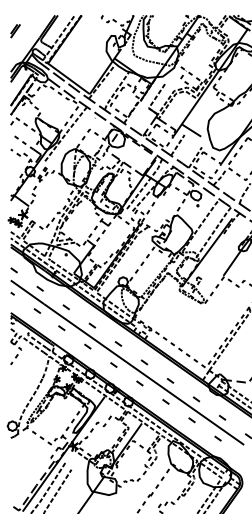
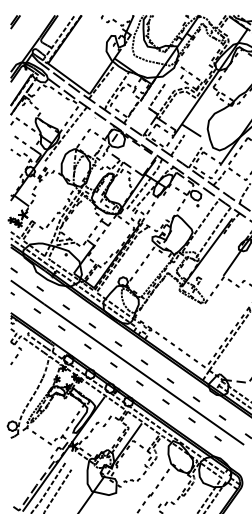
part position: (15, 31) -> (15, 22) (15, 22)
